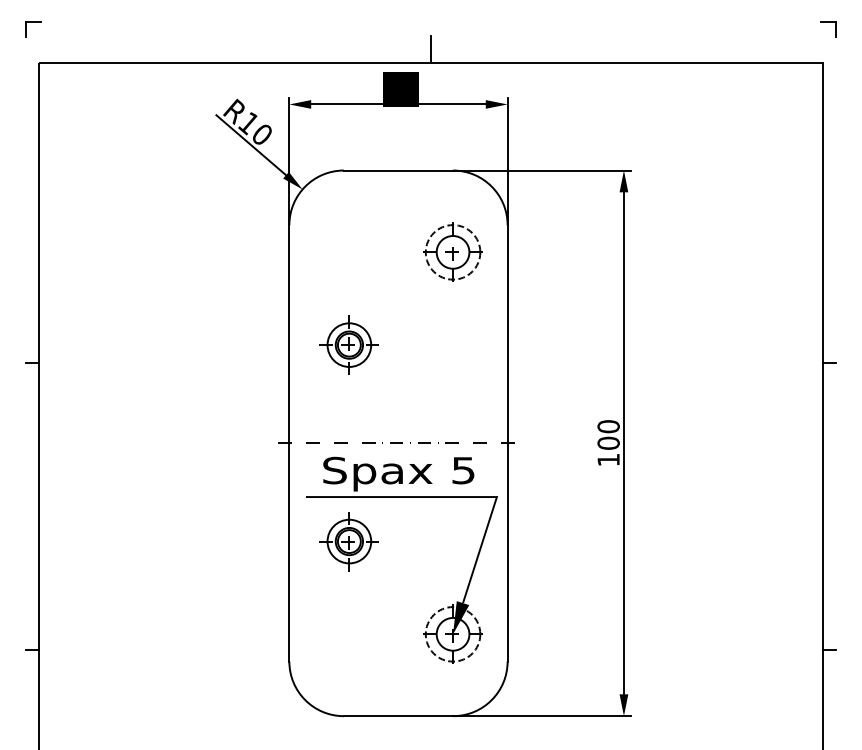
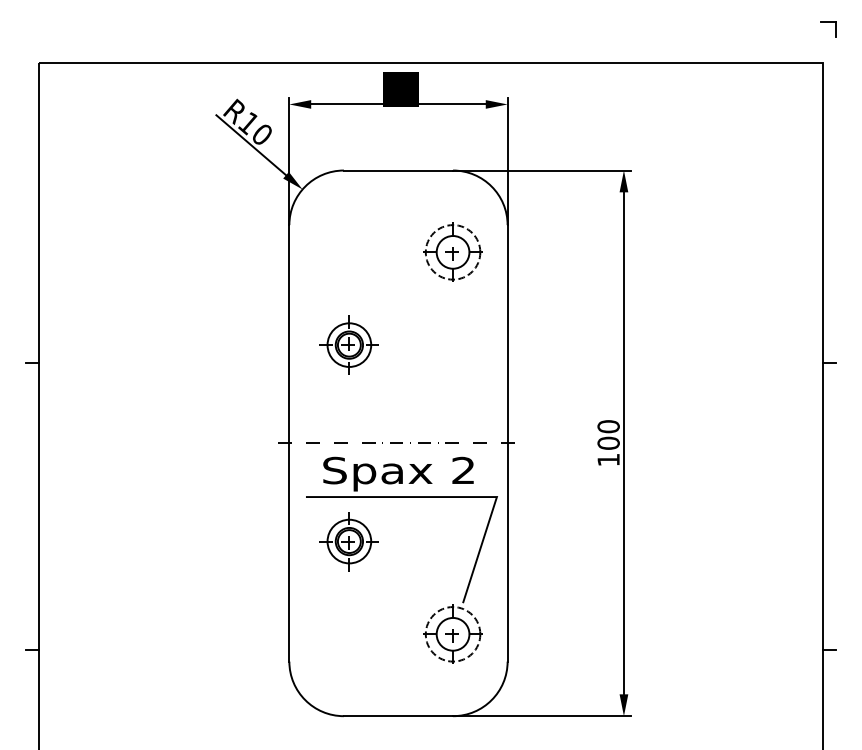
part: present -> none (33, 22)
line: present -> none (430, 49)
text: 5 -> 2 (463, 470)
fill: present -> none (461, 617)
